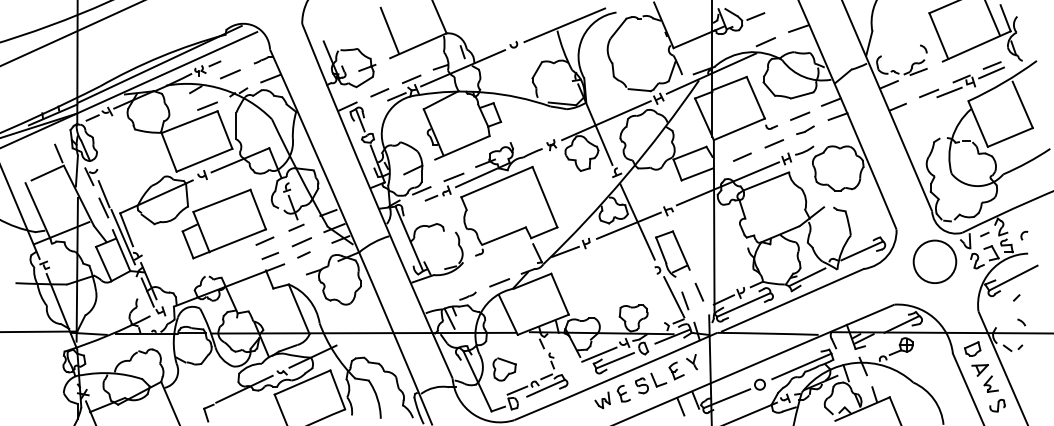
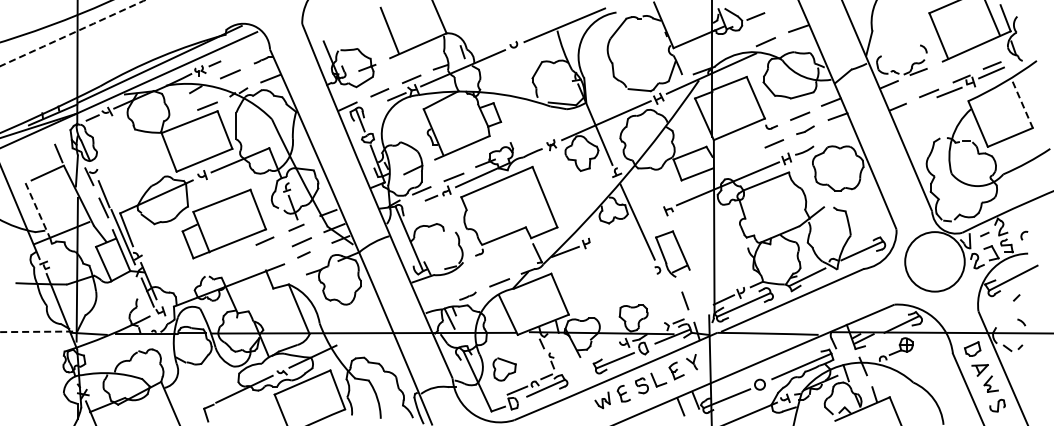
arc: solid -> dashed (72, 33)
line: solid -> dashed (1022, 105)
line: present -> none (742, 156)
line: solid -> dashed (37, 210)
line: present -> none (628, 225)
line: present -> none (270, 255)
circle diameter: 43 px -> 60 px (934, 261)
line: present -> none (699, 291)
line: present -> none (674, 297)
line: solid -> dashed (39, 331)
line: present -> none (599, 354)
